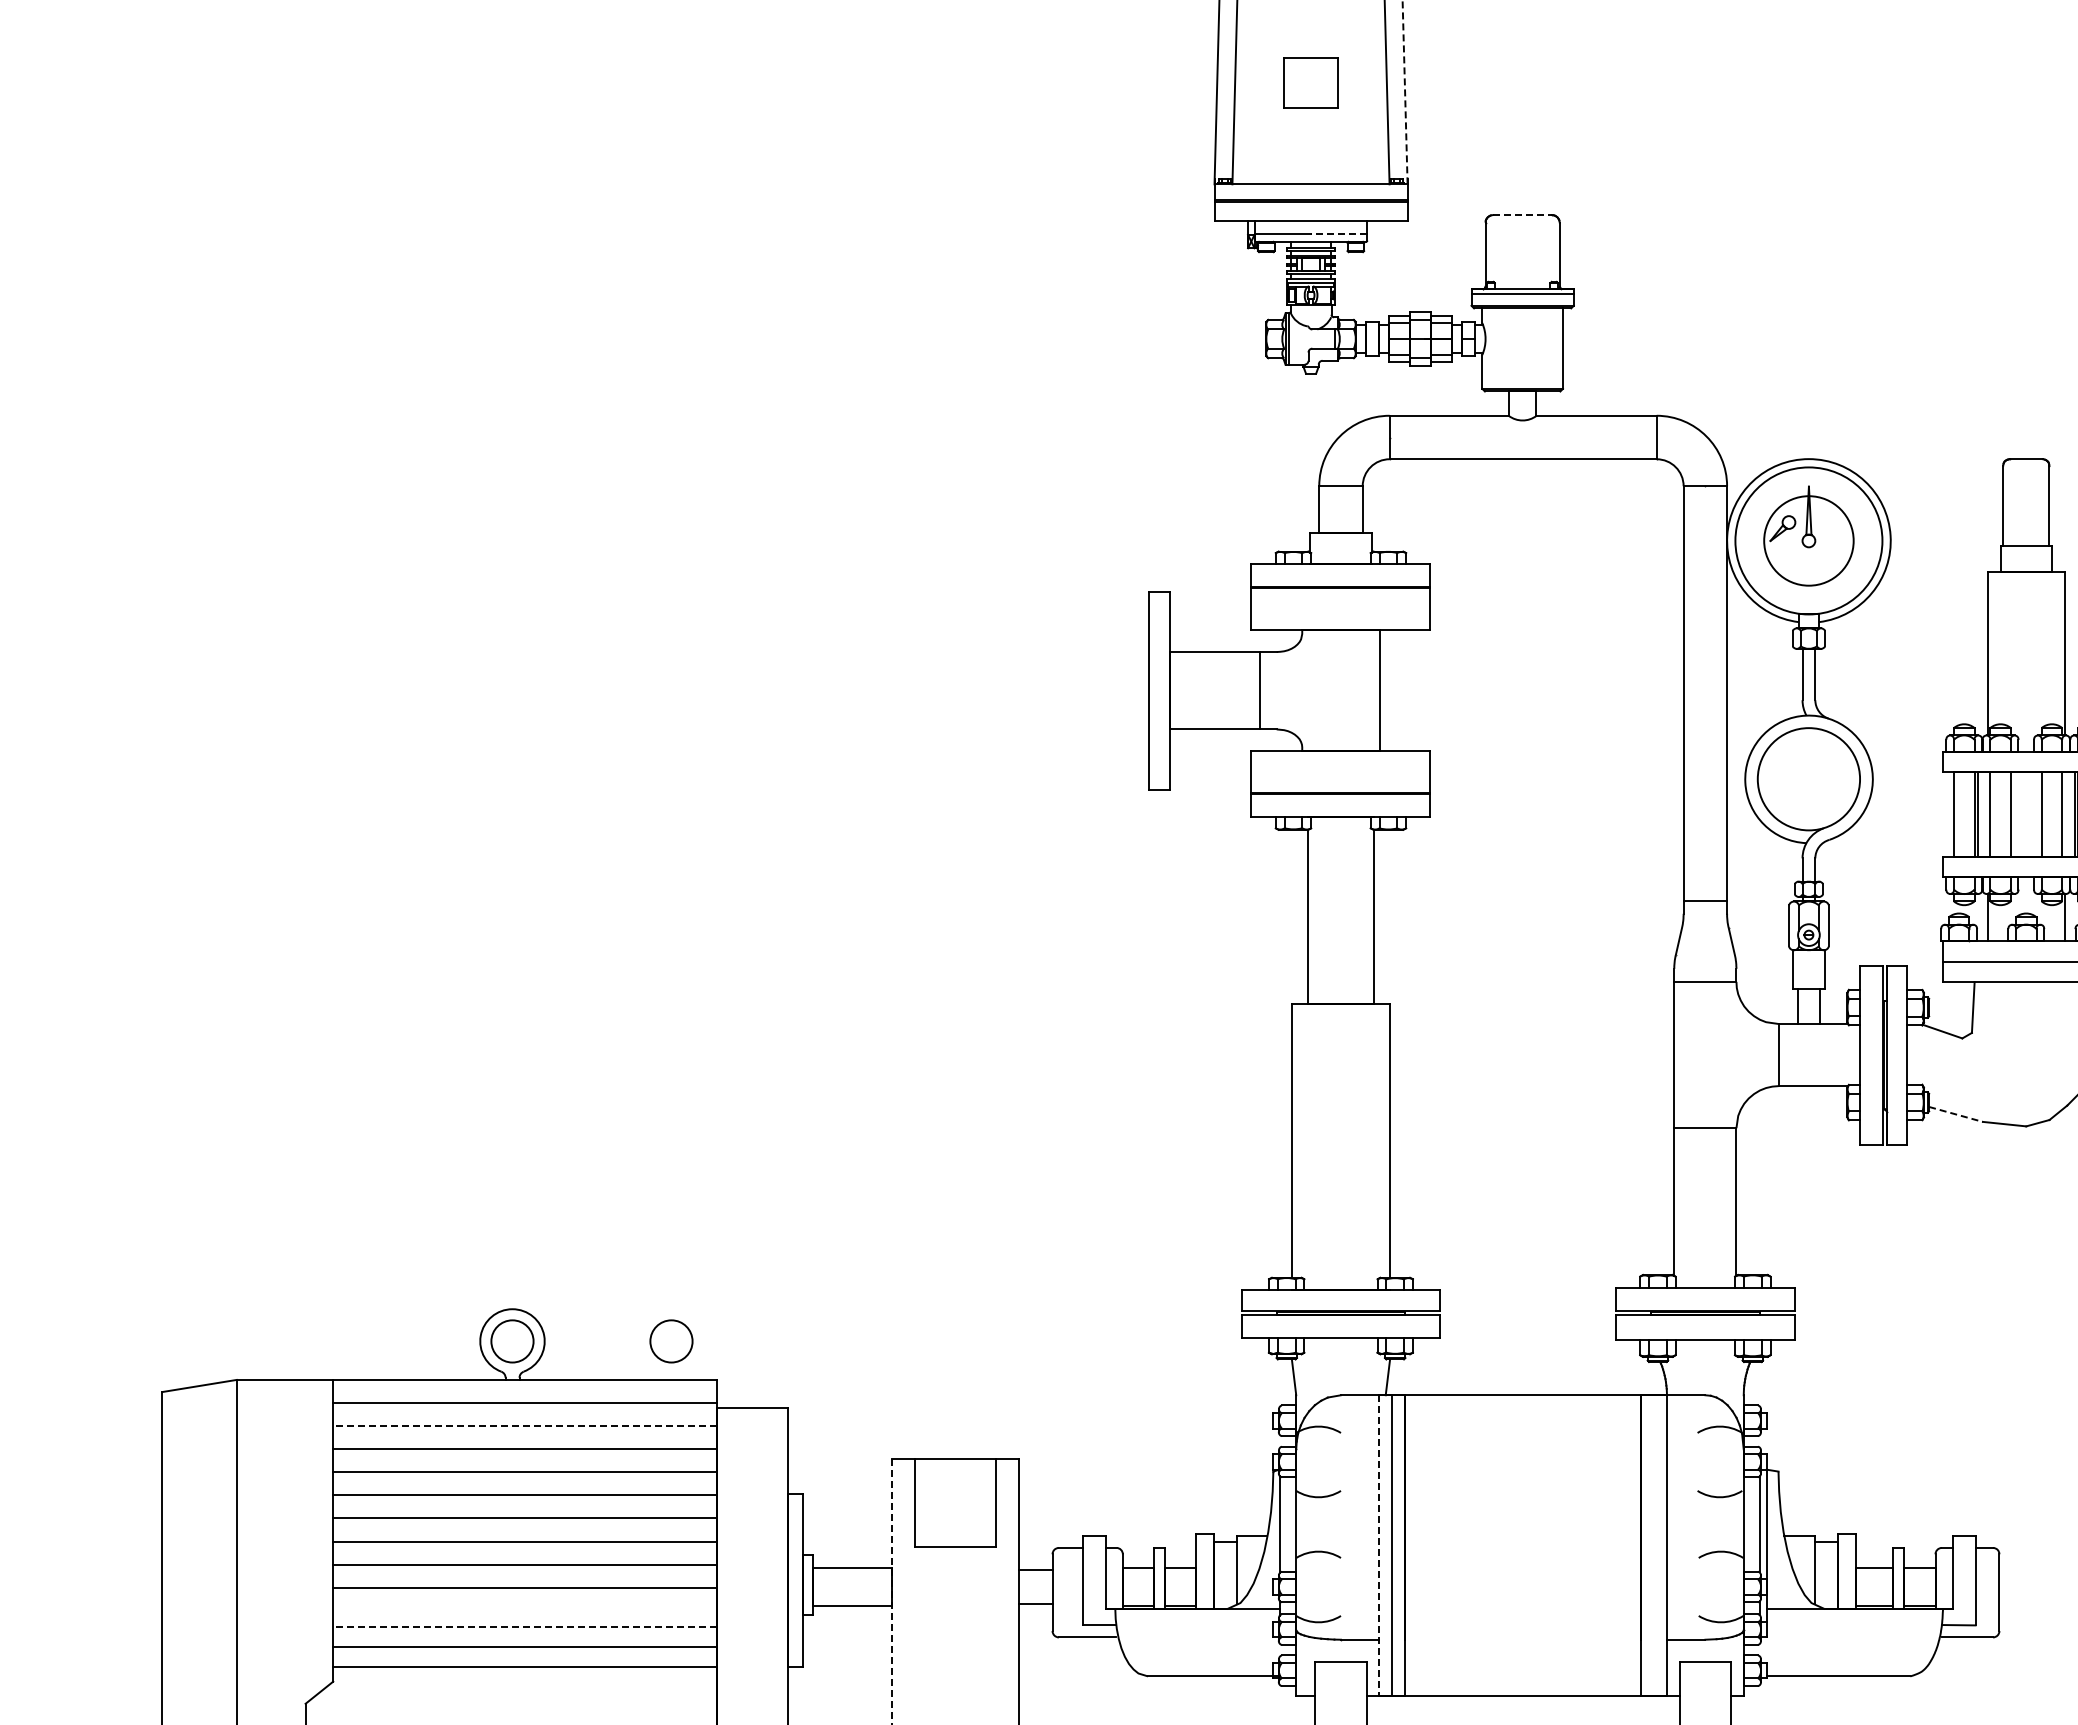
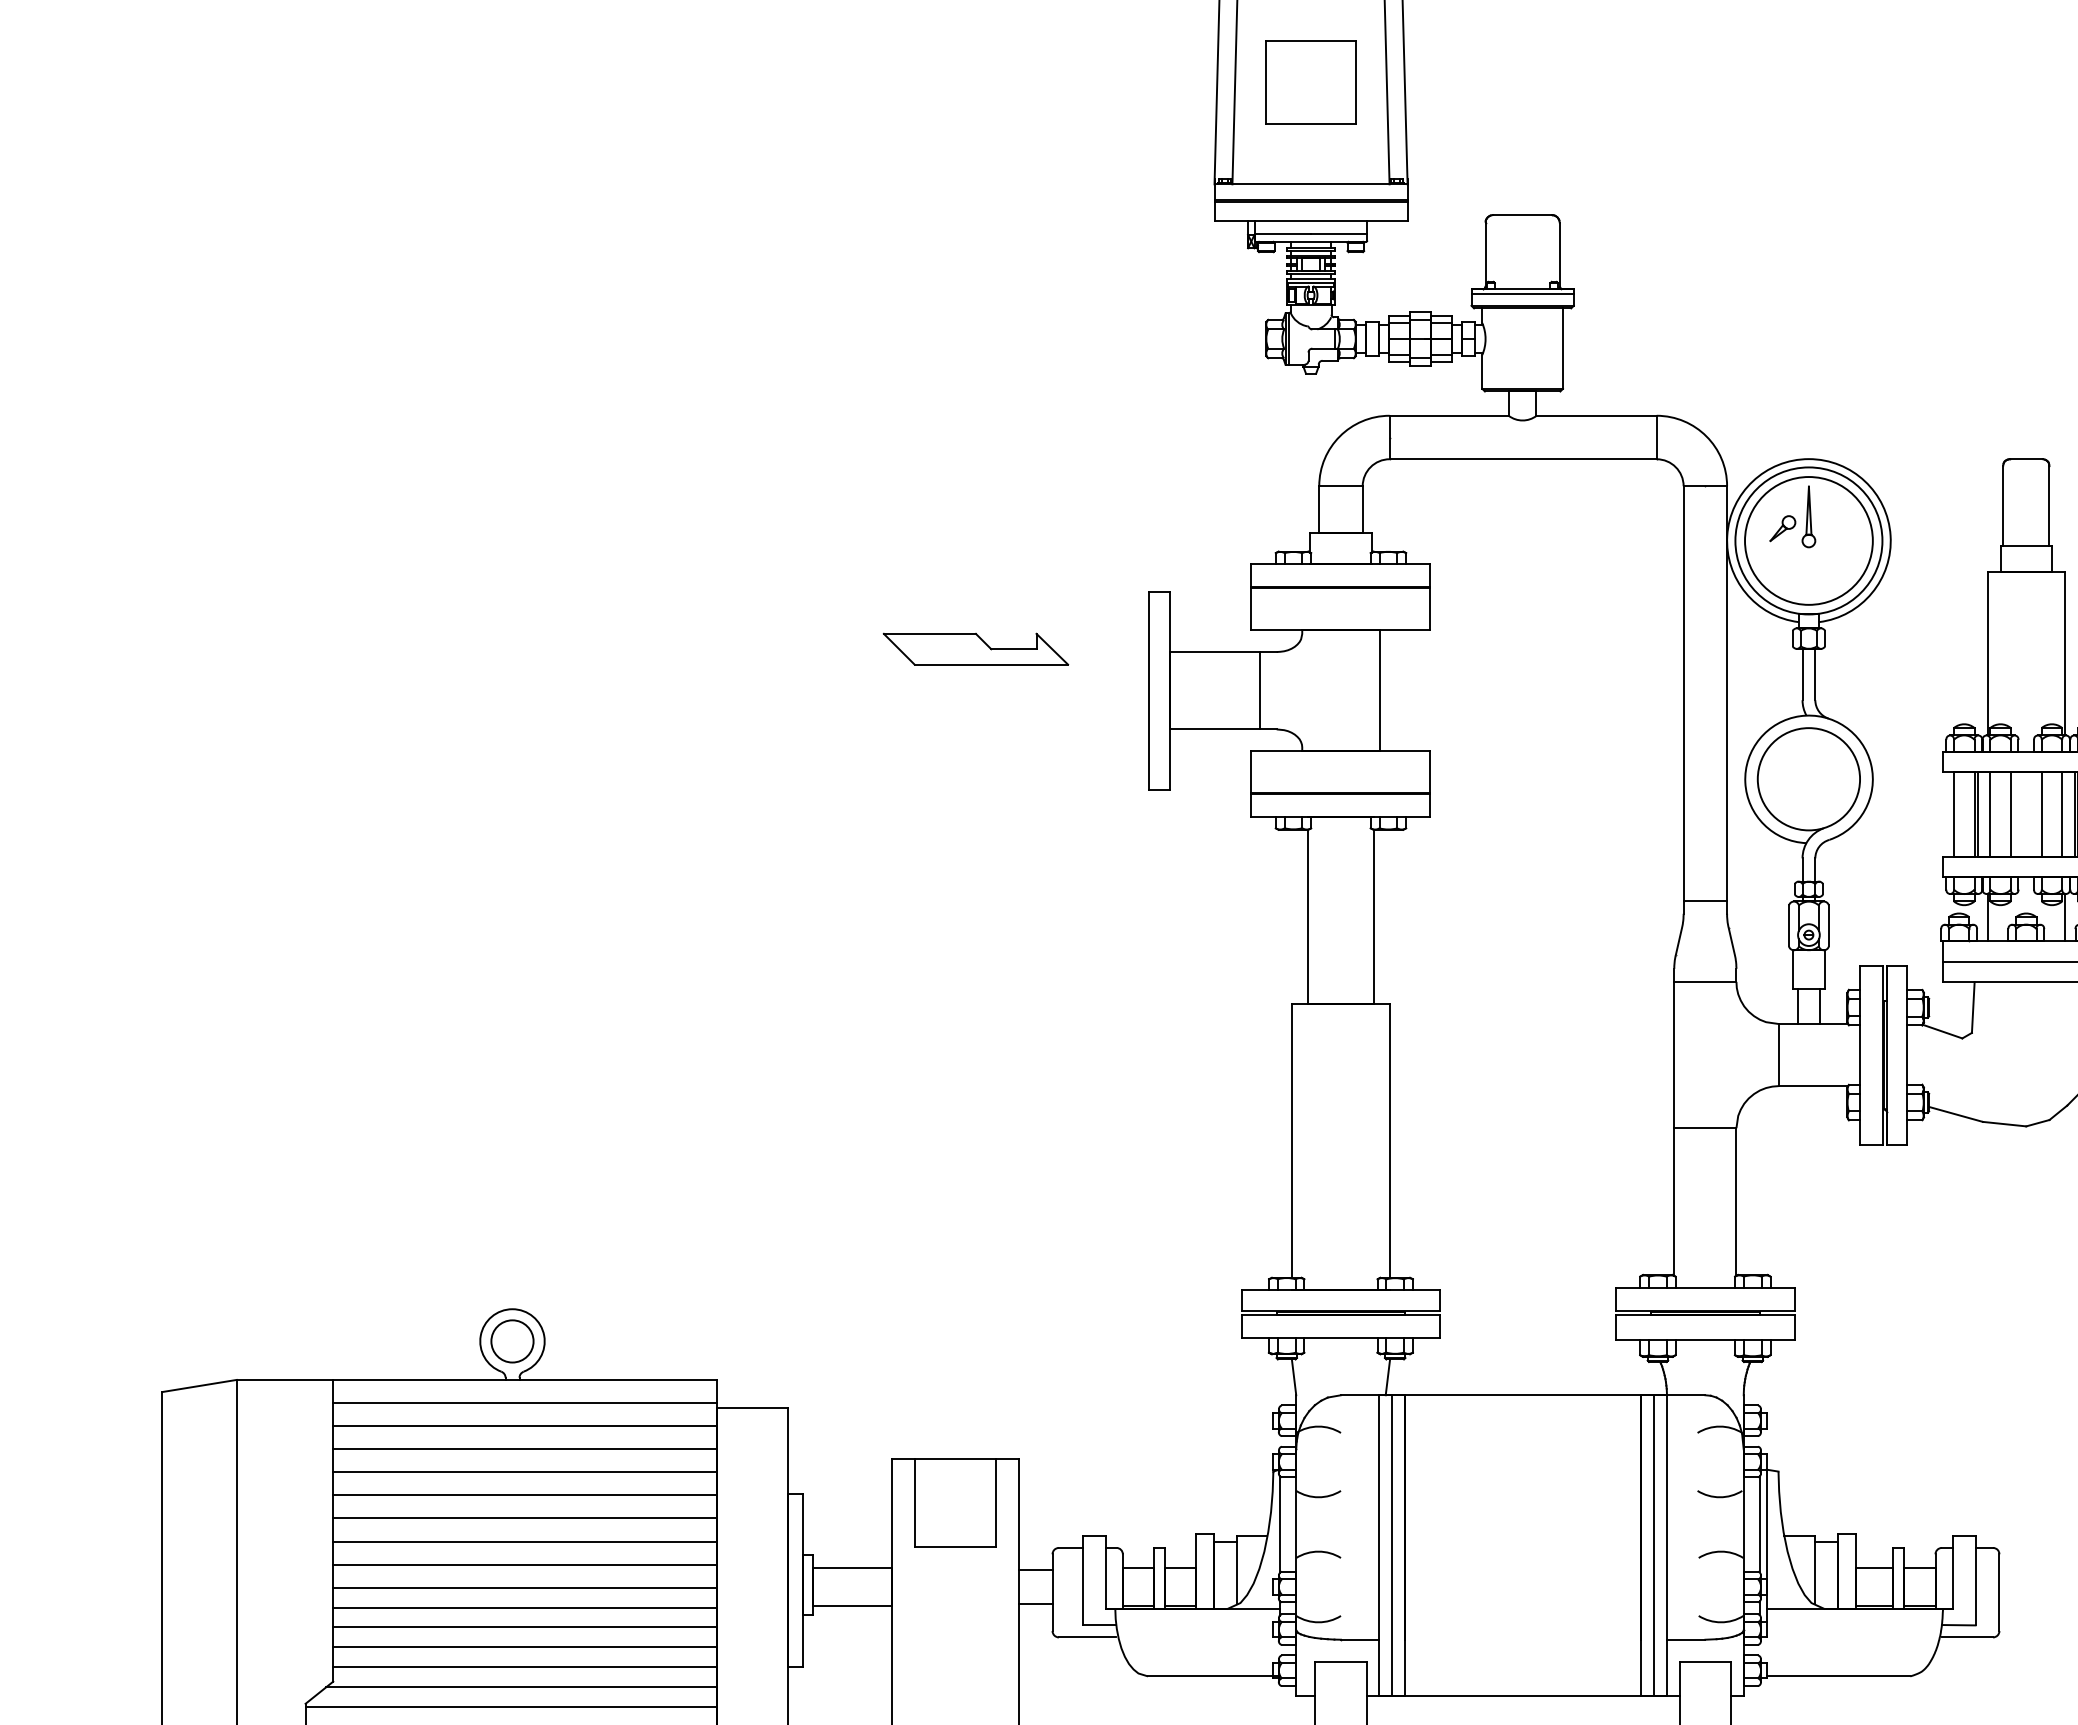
part size: 56x52 px -> 92x85 px (1310, 82)
line: dashed -> solid (1405, 91)
line: dashed -> solid (1523, 215)
line: dashed -> solid (1338, 234)
circle diameter: 89 px -> 128 px (1808, 540)
part: none -> present (975, 648)
line: dashed -> solid (1956, 1114)
circle: present -> none (671, 1341)
line: dashed -> solid (525, 1426)
line: dashed -> solid (1379, 1545)
line: none -> present (1654, 1545)
line: dashed -> solid (891, 1592)
line: none -> present (525, 1607)
line: dashed -> solid (525, 1627)
line: none -> present (521, 1687)
line: none -> present (511, 1706)
